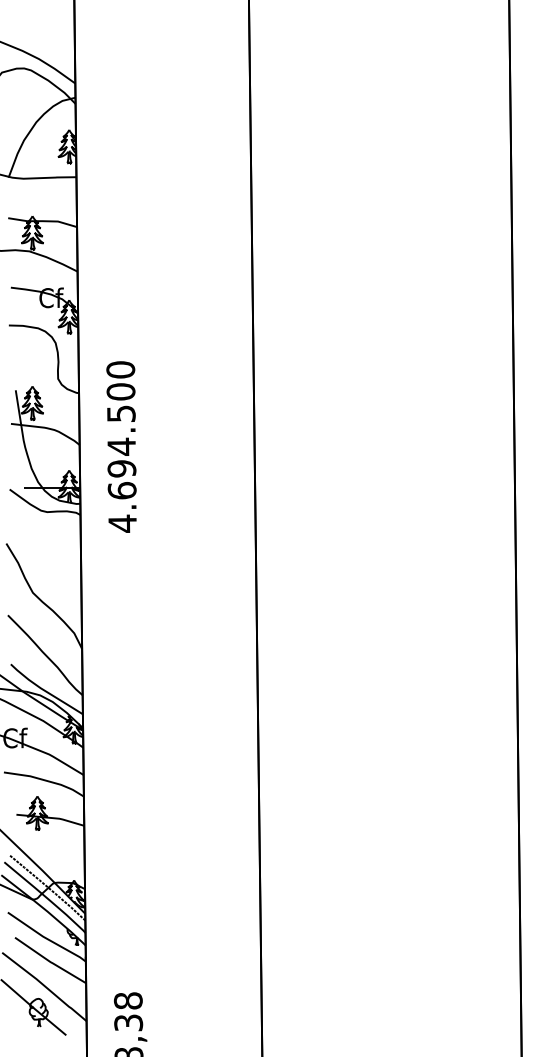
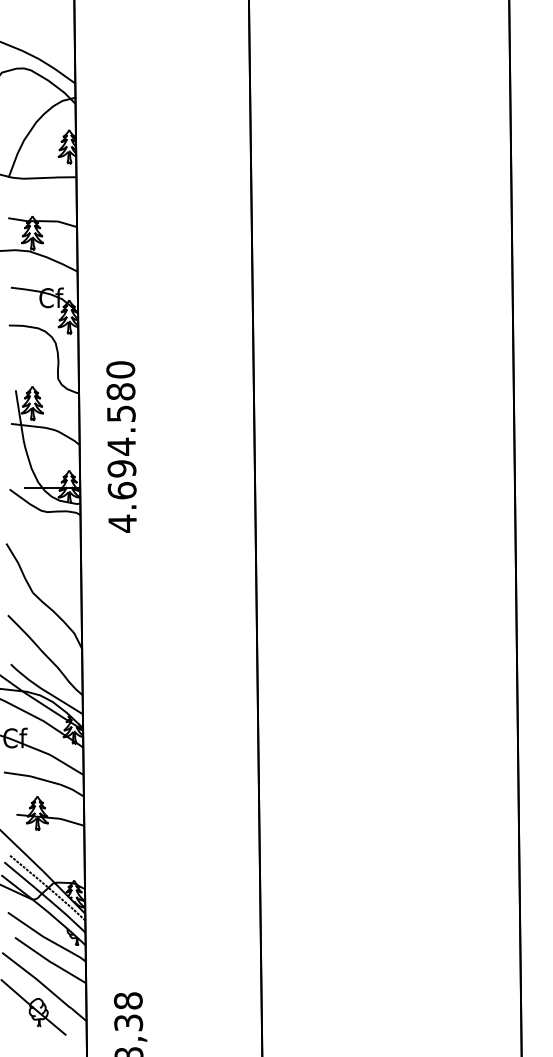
text: 4.694.500 -> 4.694.580 (121, 391)
